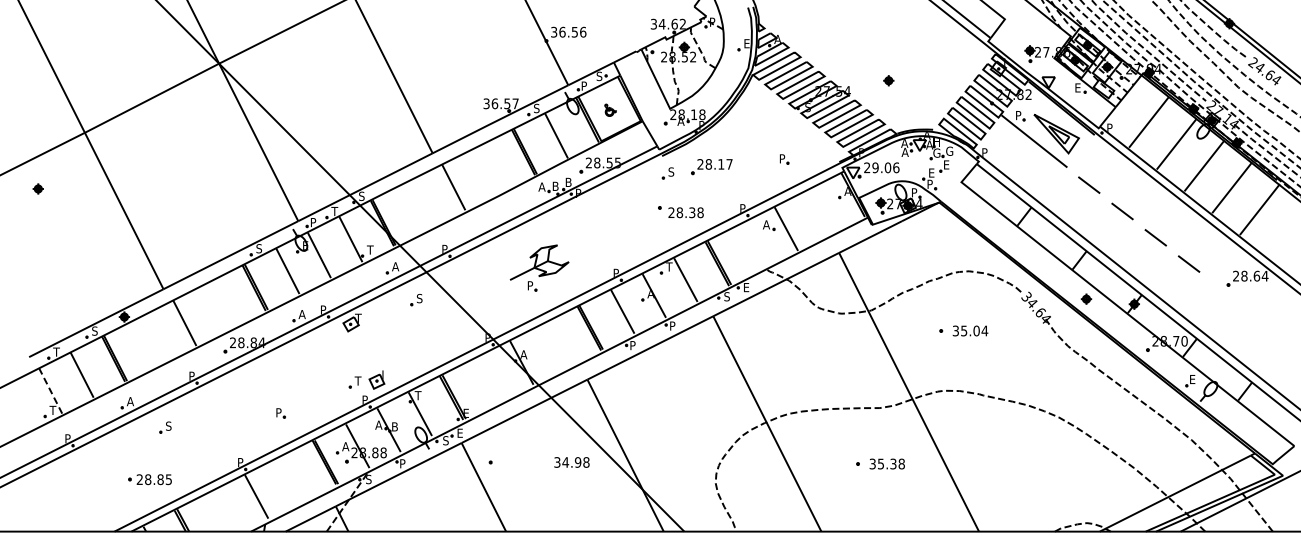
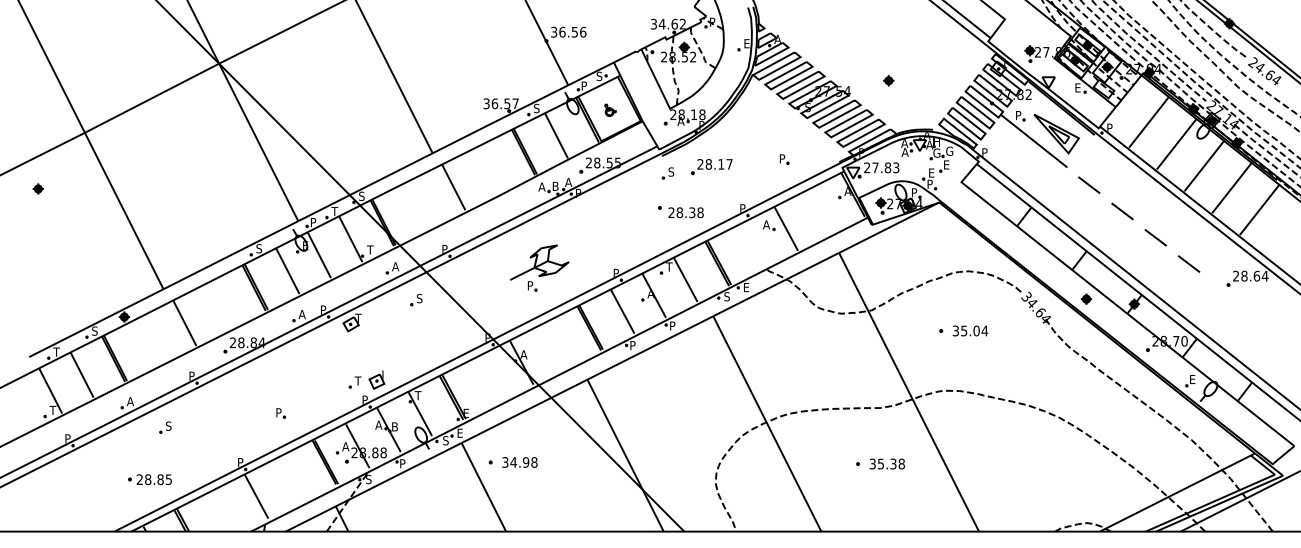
text: 29.06 -> 27.83 (885, 167)
text: B -> A (568, 181)
line: dashed -> solid (50, 390)
text position: (571, 462) -> (519, 462) (519, 462)
